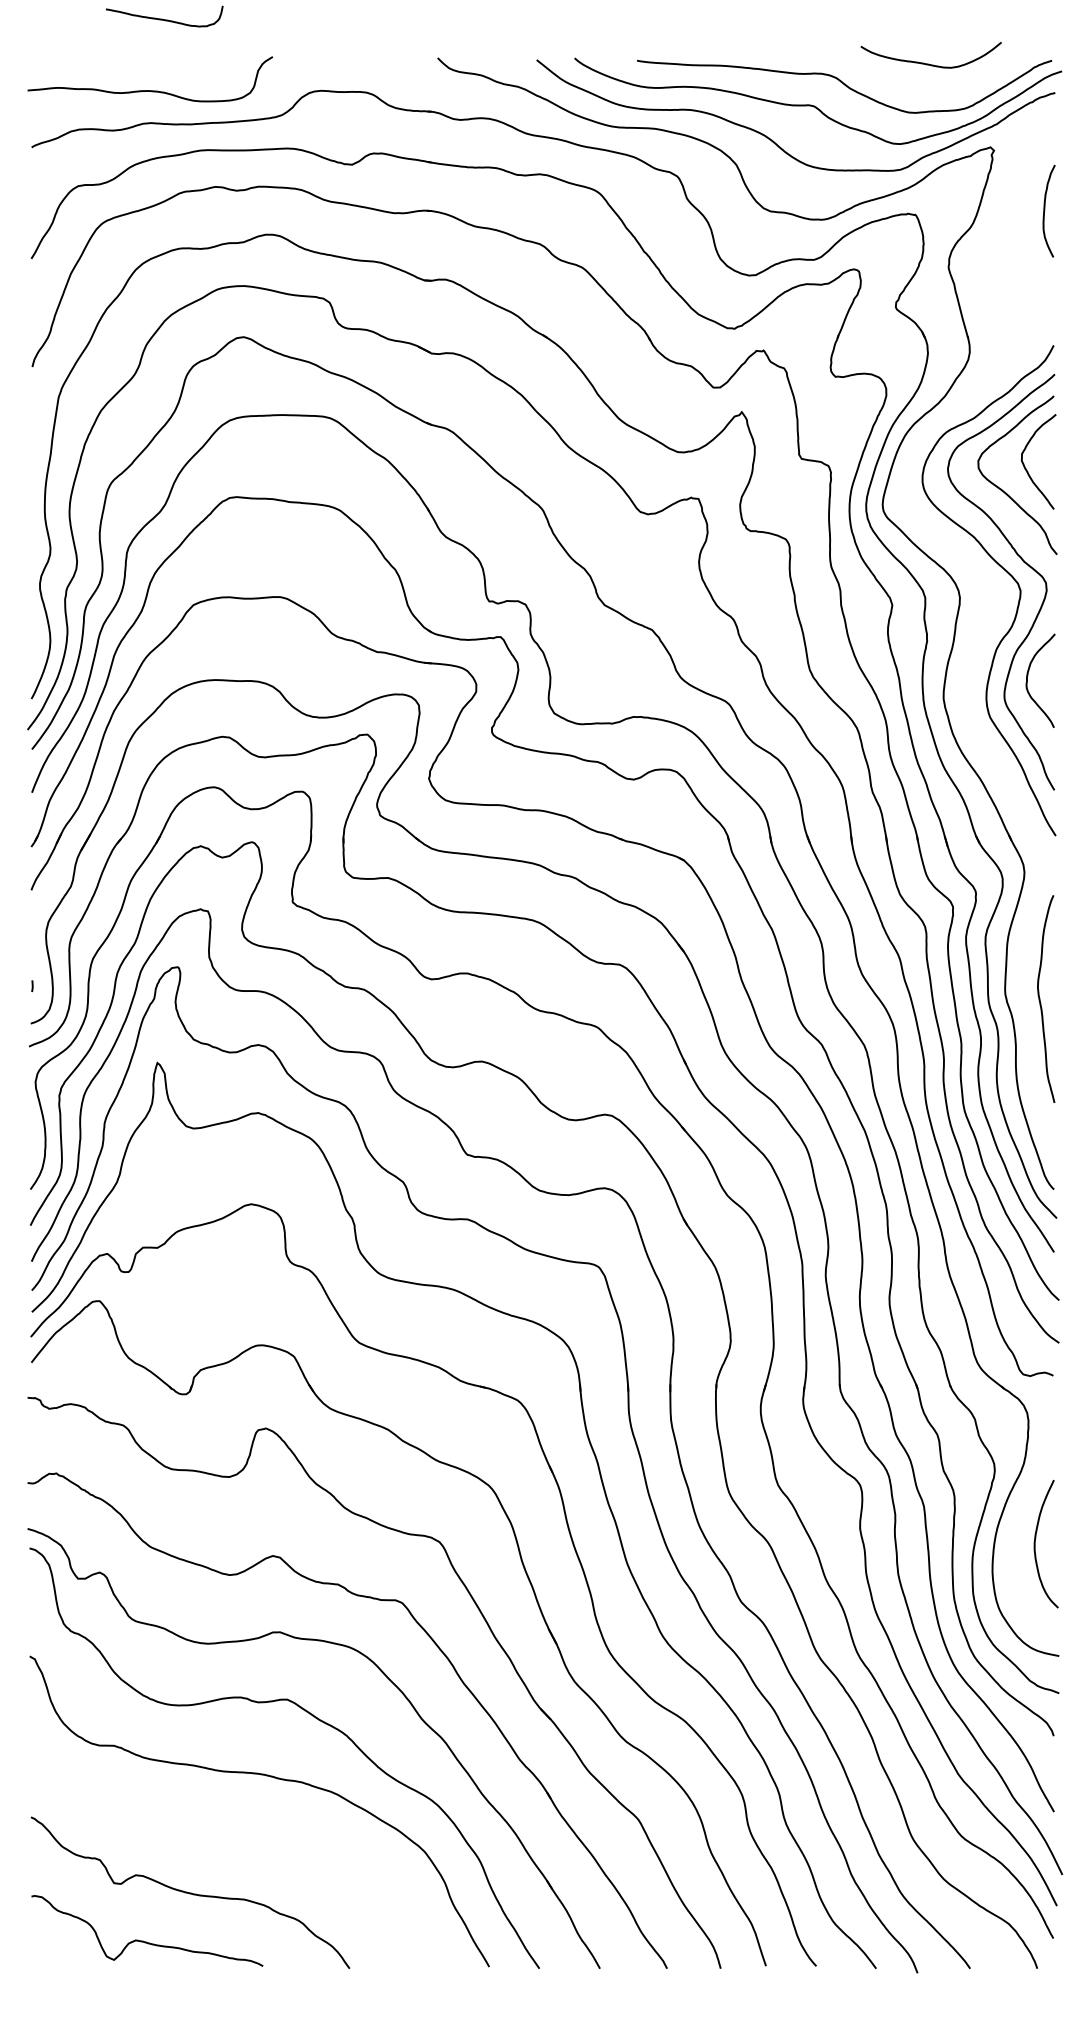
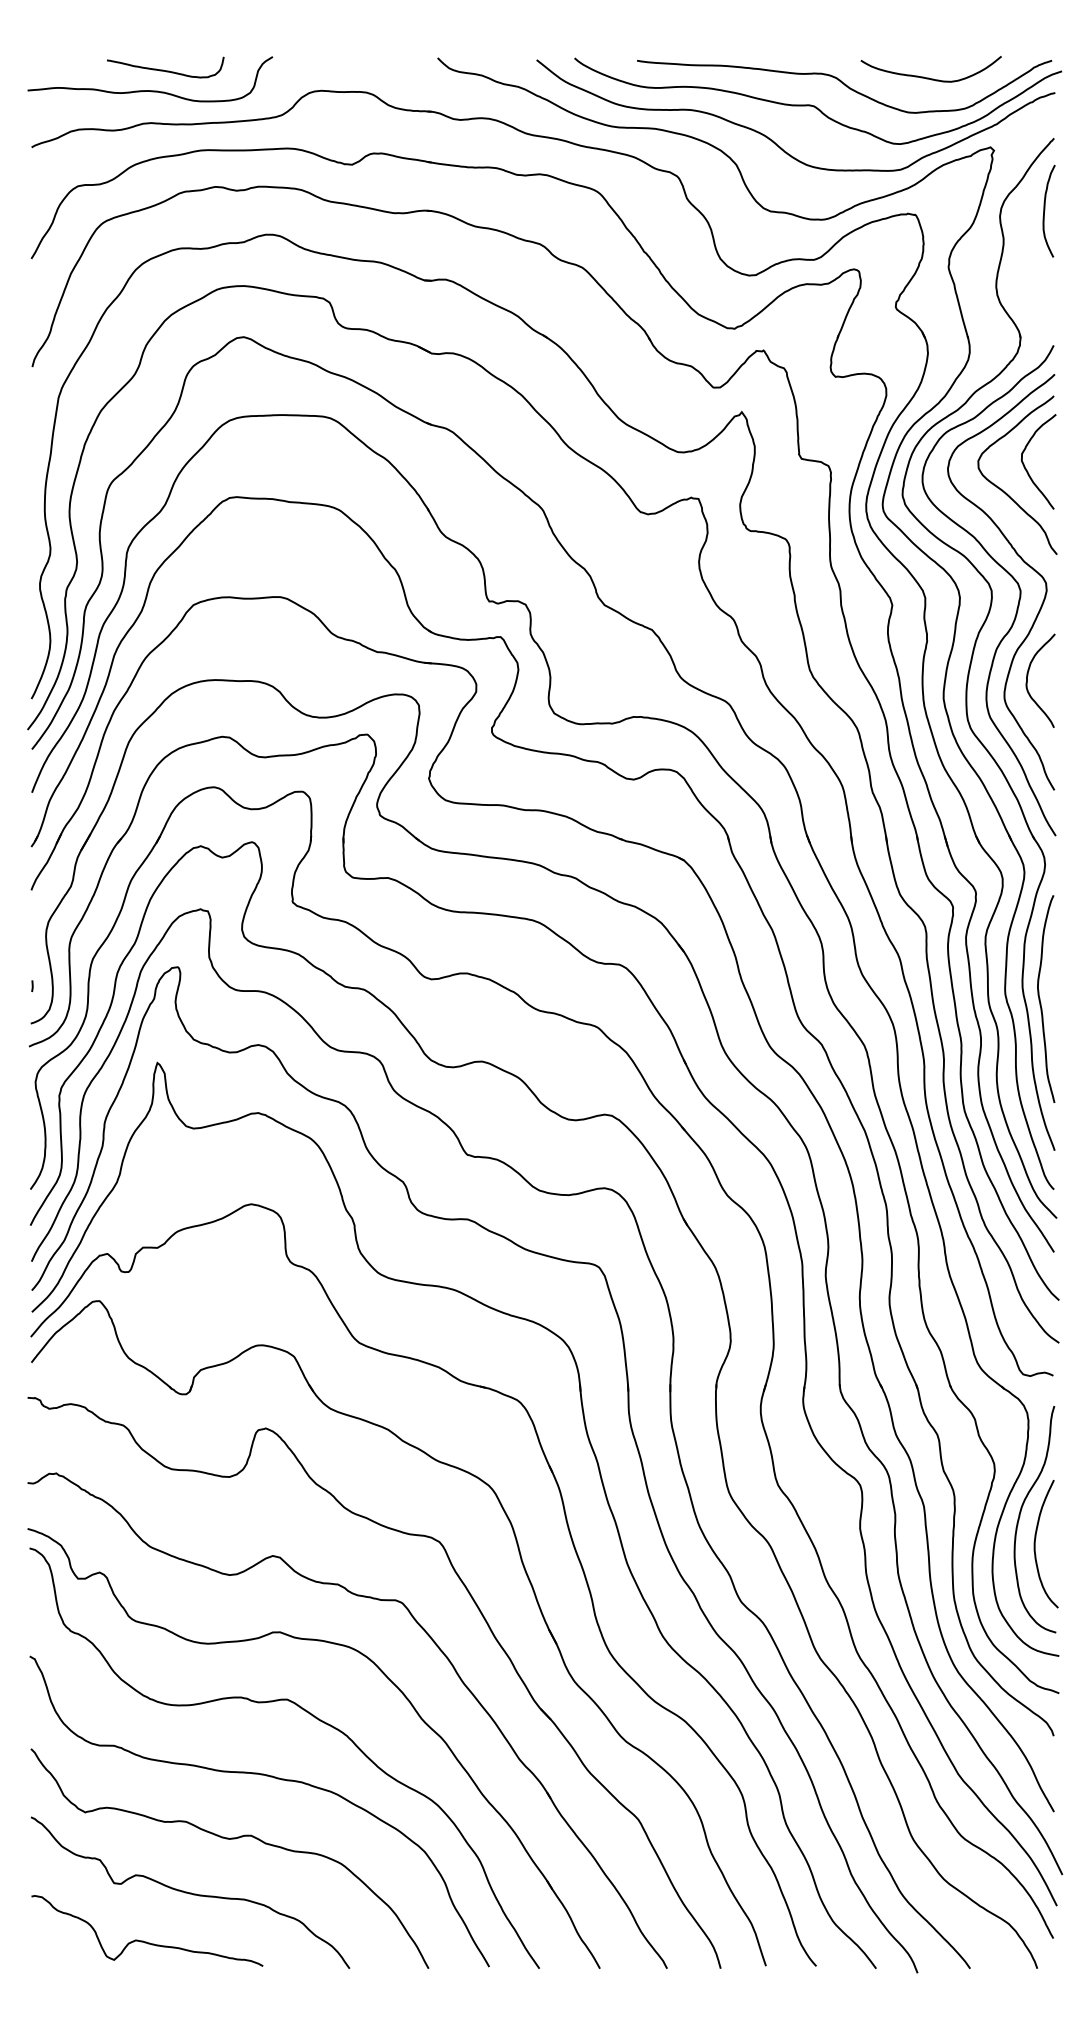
curve position: (162, 18) -> (163, 69) (163, 69)
curve position: (928, 63) -> (928, 77) (928, 77)
part: none -> present (978, 644)
curve: none -> present (1020, 1516)
curve: none -> present (229, 1839)
